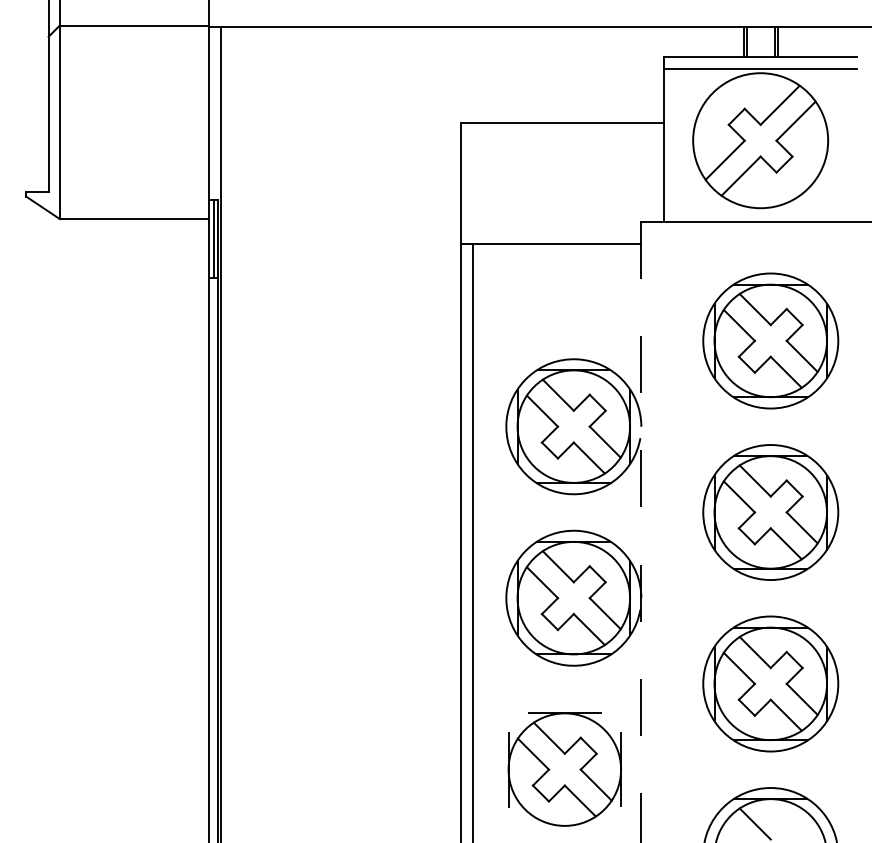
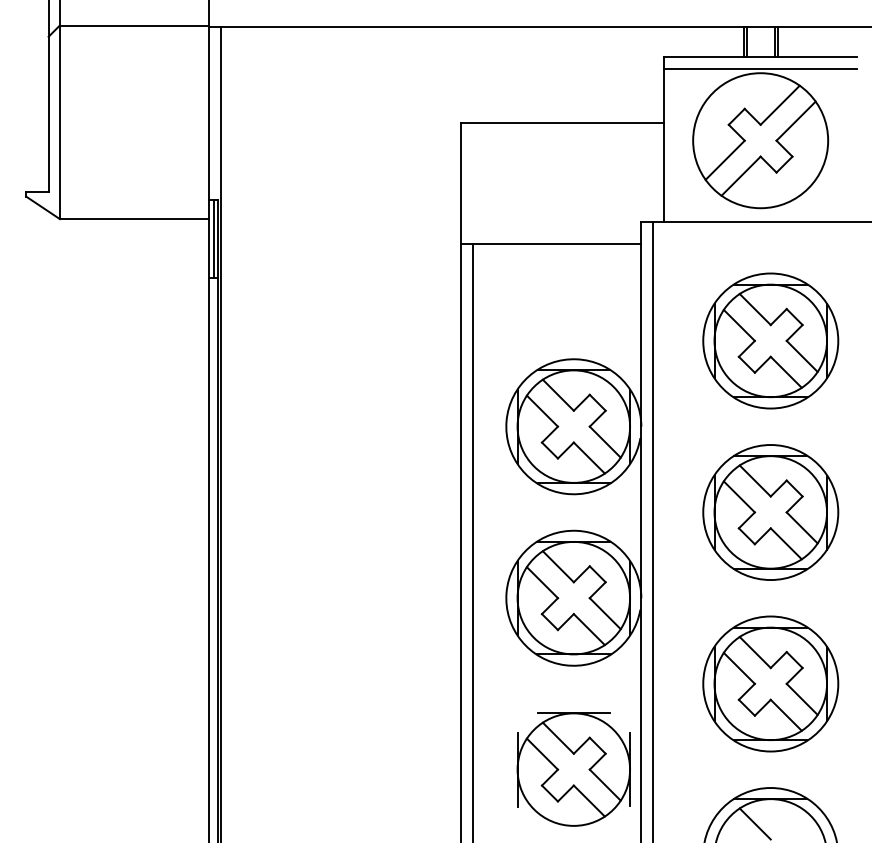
line: none -> present (652, 530)
line: dashed -> solid (641, 532)
part position: (564, 769) -> (573, 769) (573, 769)
